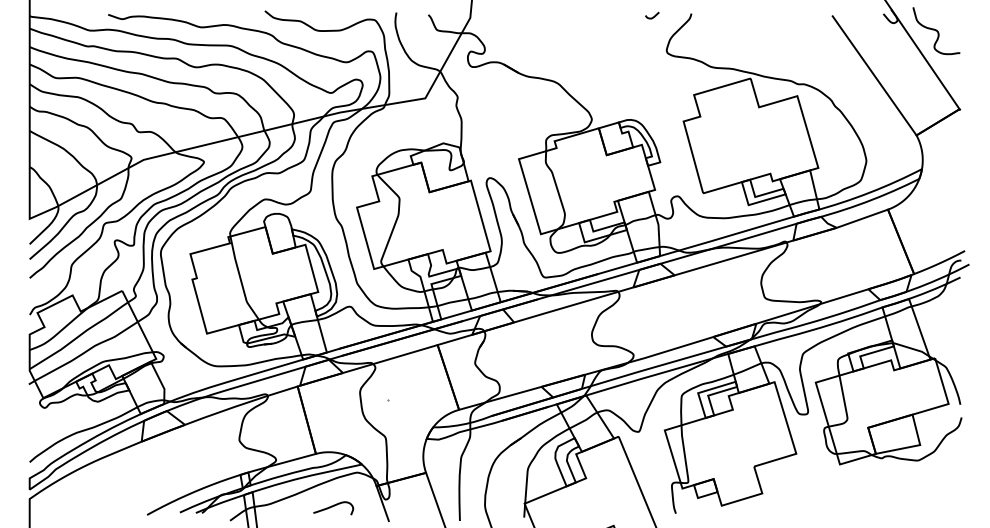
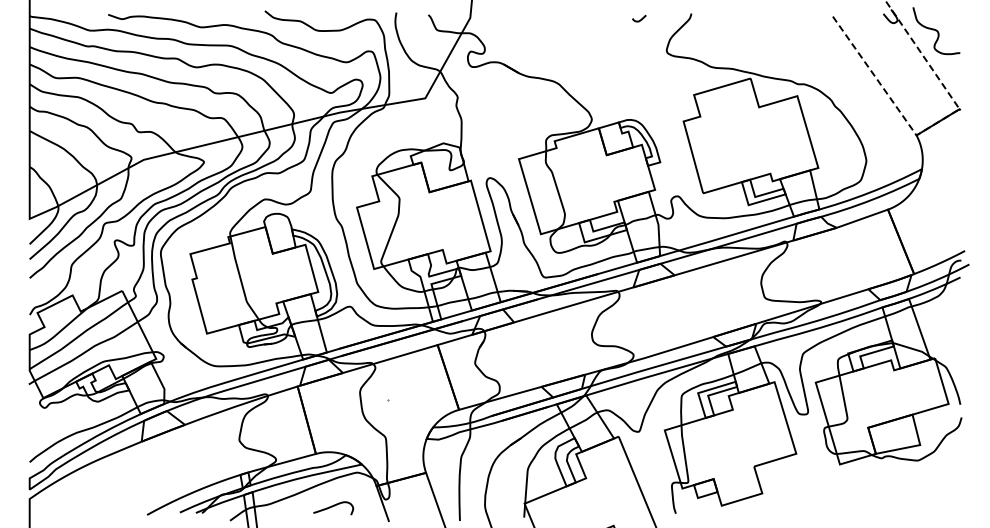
curve position: (653, 16) -> (640, 19) (640, 19)
line: solid -> dashed (931, 126)
